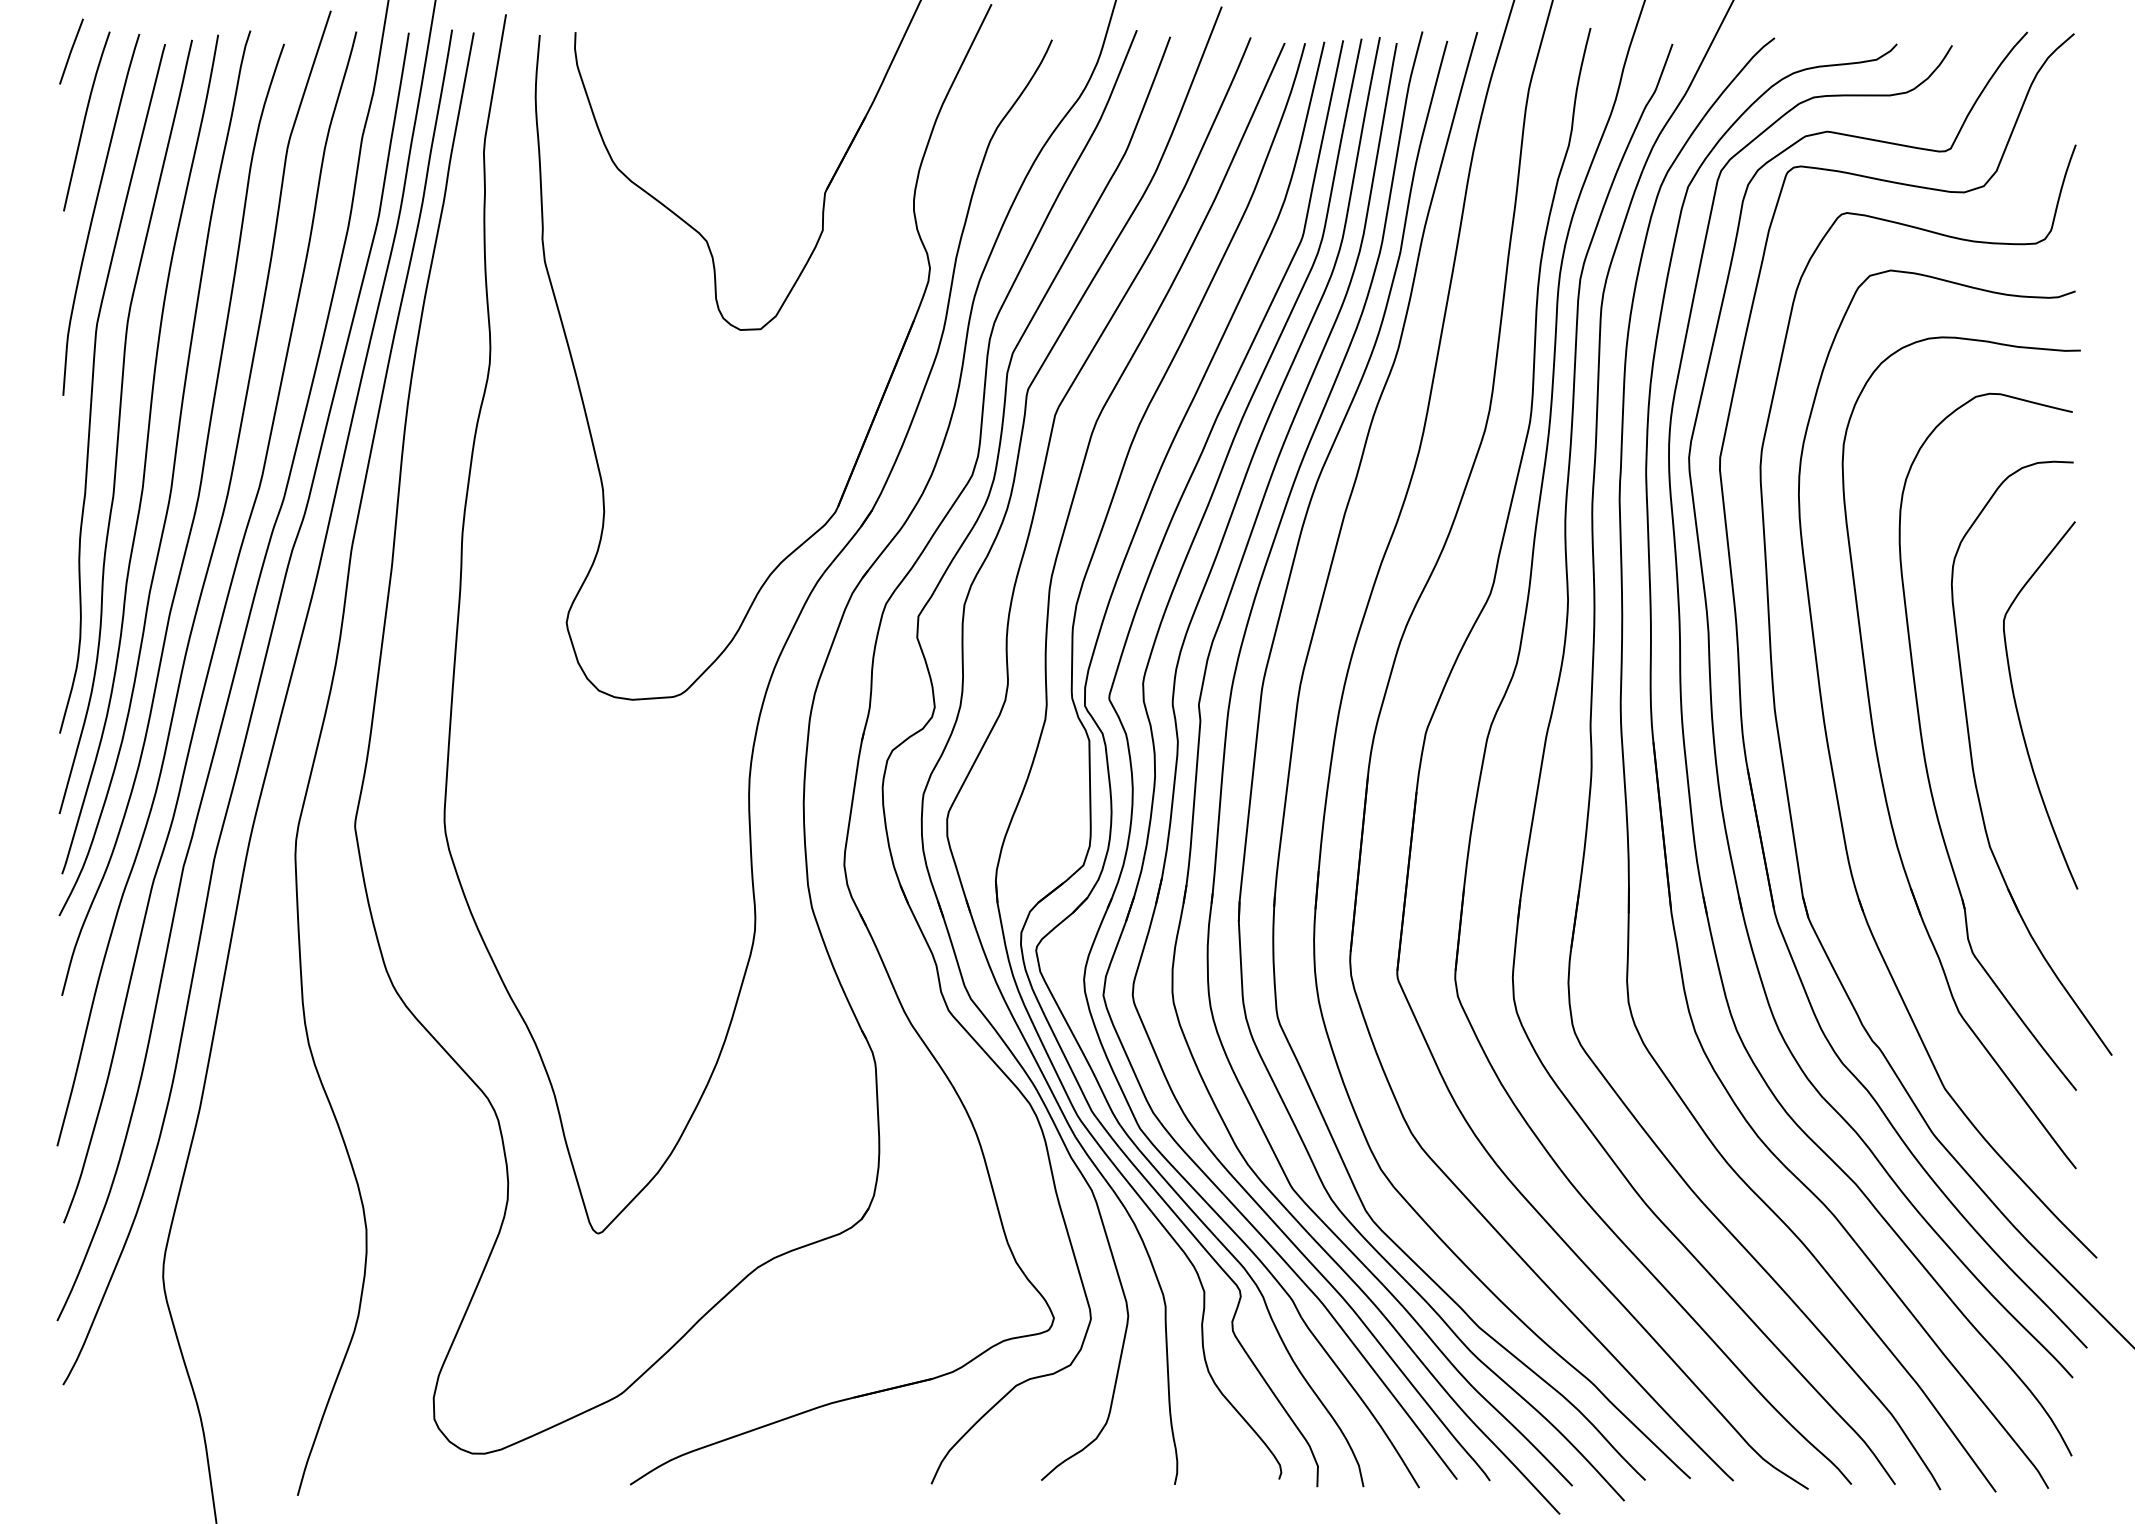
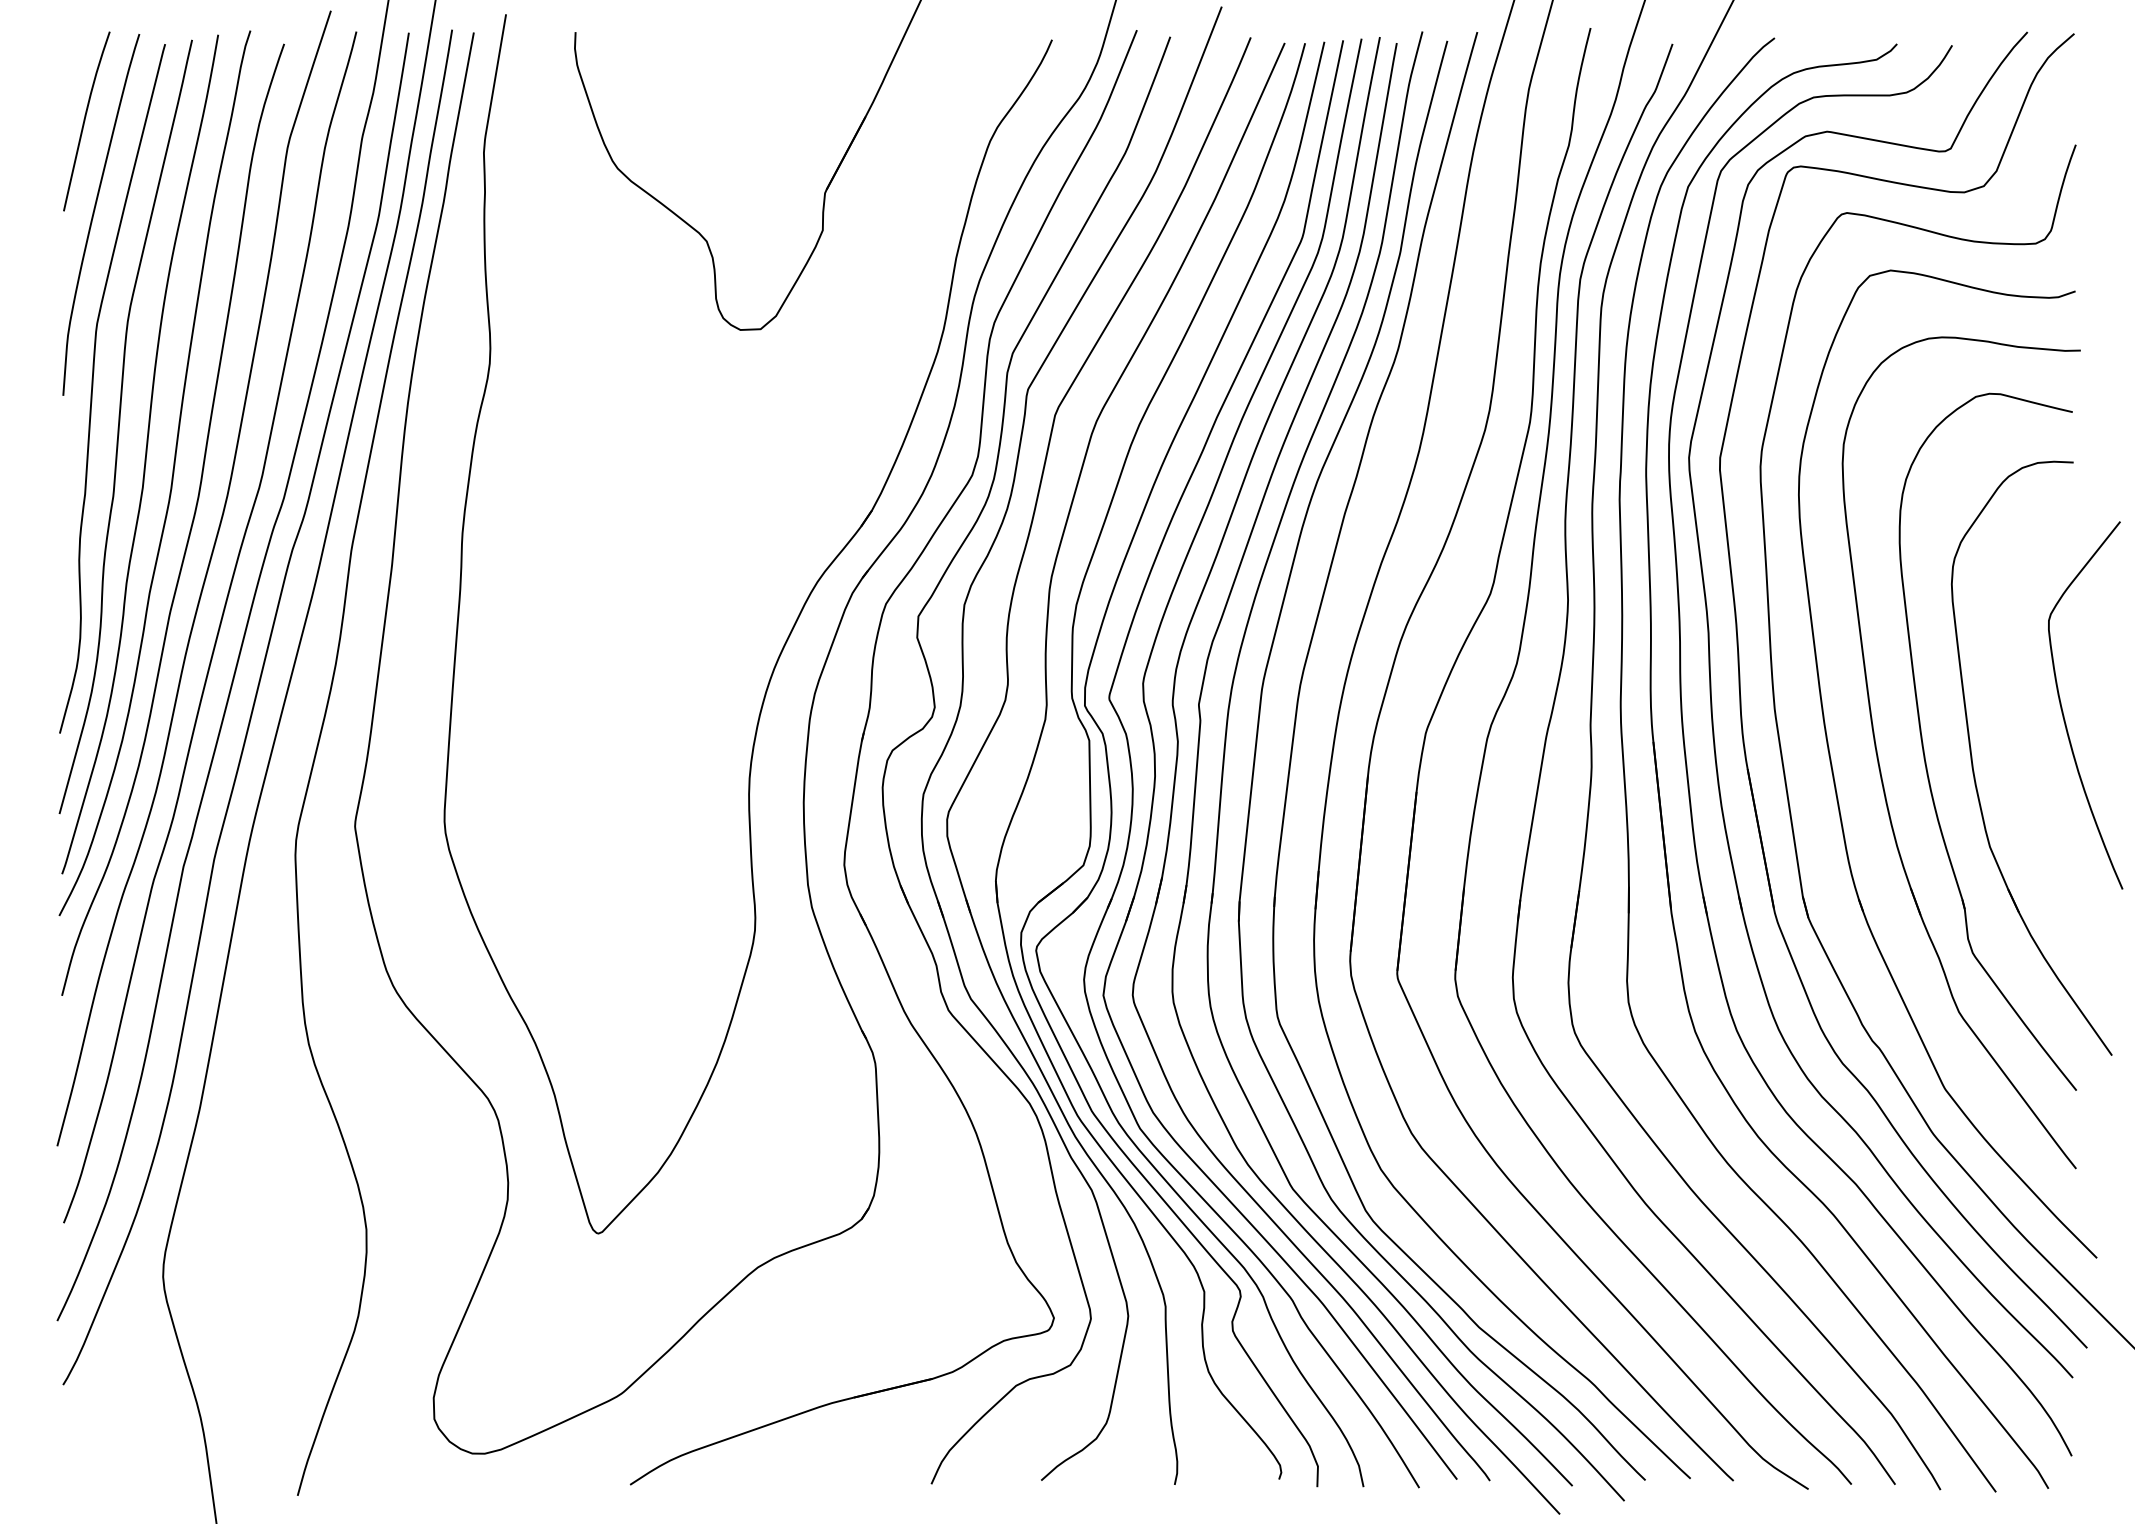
line: present -> none (71, 51)
part: present -> none (879, 401)
curve position: (2018, 711) -> (2063, 711) (2063, 711)
